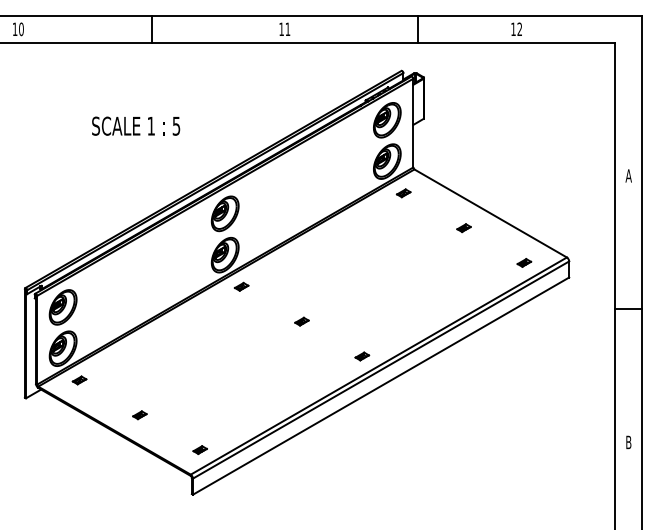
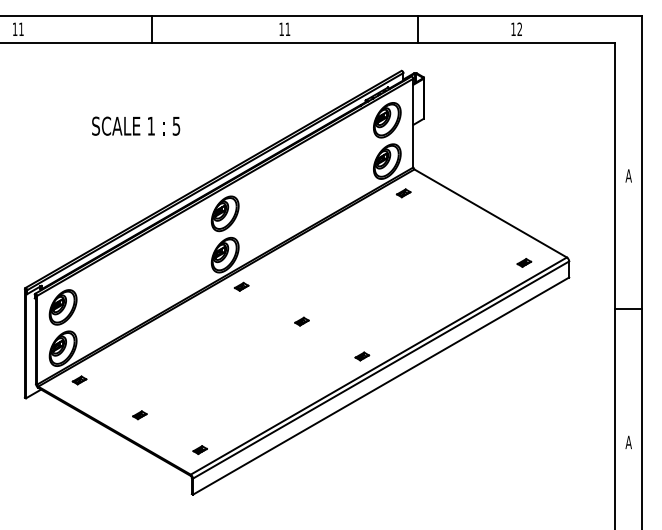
text: 10 -> 11 (21, 29)
part: present -> none (463, 228)
text: B -> A (628, 442)
